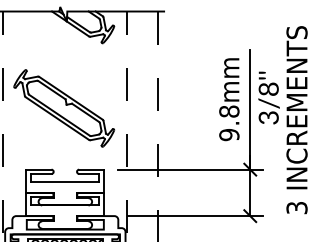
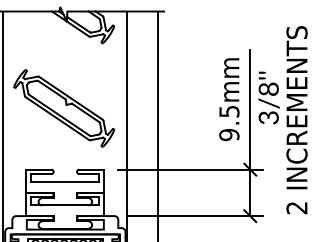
text: 9.8mm -> 9.5mm (229, 111)
line: dashed -> solid (3, 126)
text: 3 -> 2 (296, 208)
line: dashed -> solid (127, 241)
